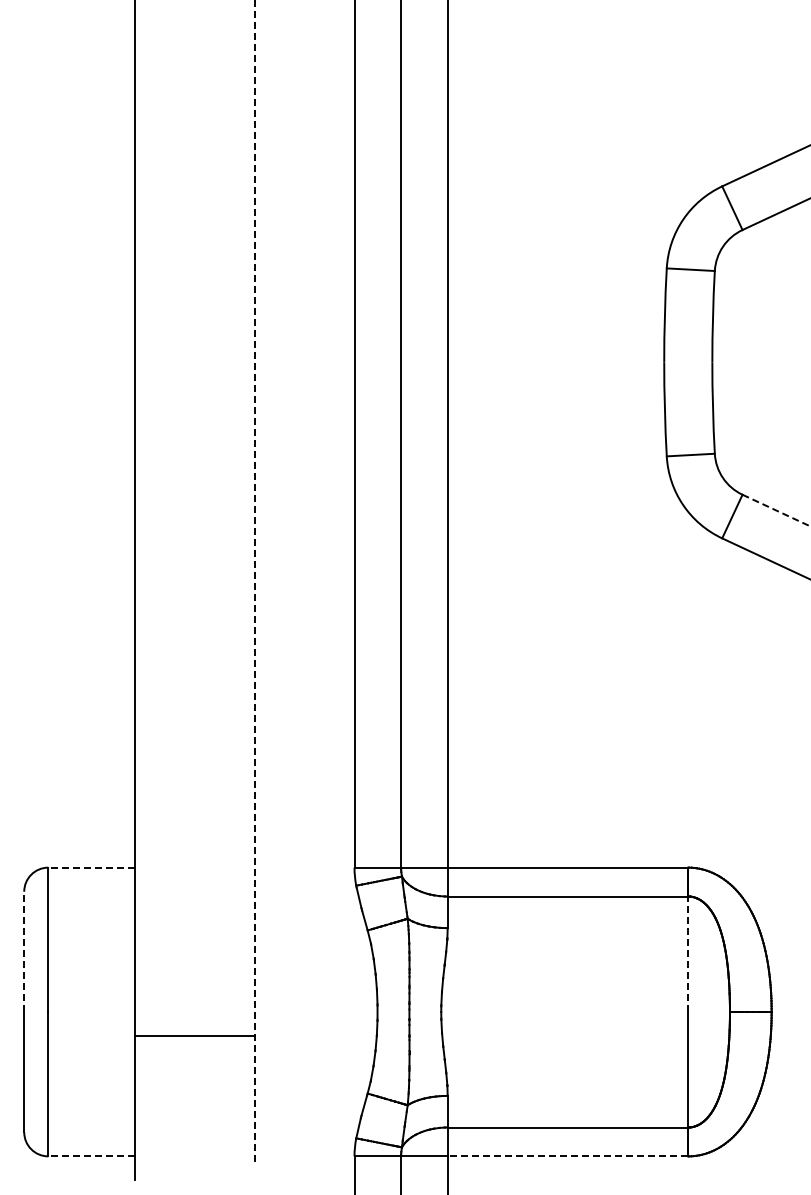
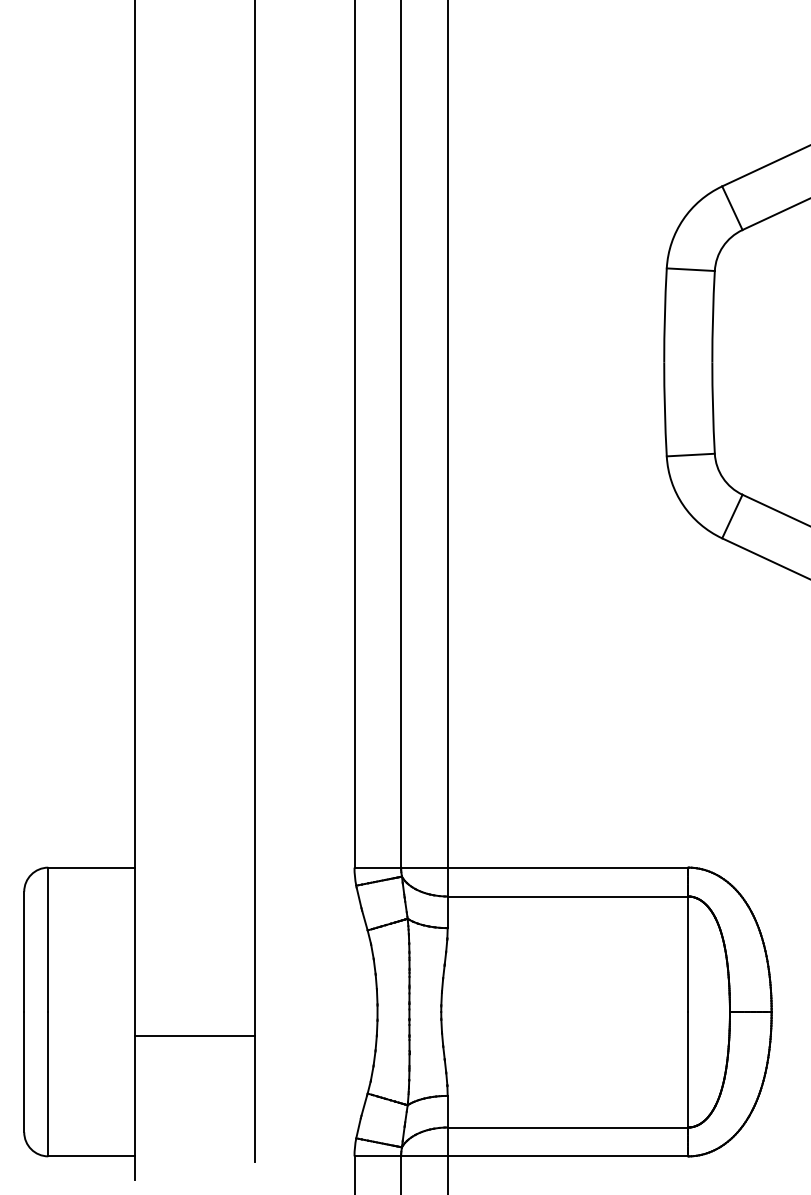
line: dashed -> solid (776, 510)
line: dashed -> solid (255, 581)
line: dashed -> solid (91, 867)
line: dashed -> solid (24, 951)
line: dashed -> solid (688, 954)
line: dashed -> solid (91, 1156)
line: dashed -> solid (567, 1156)
